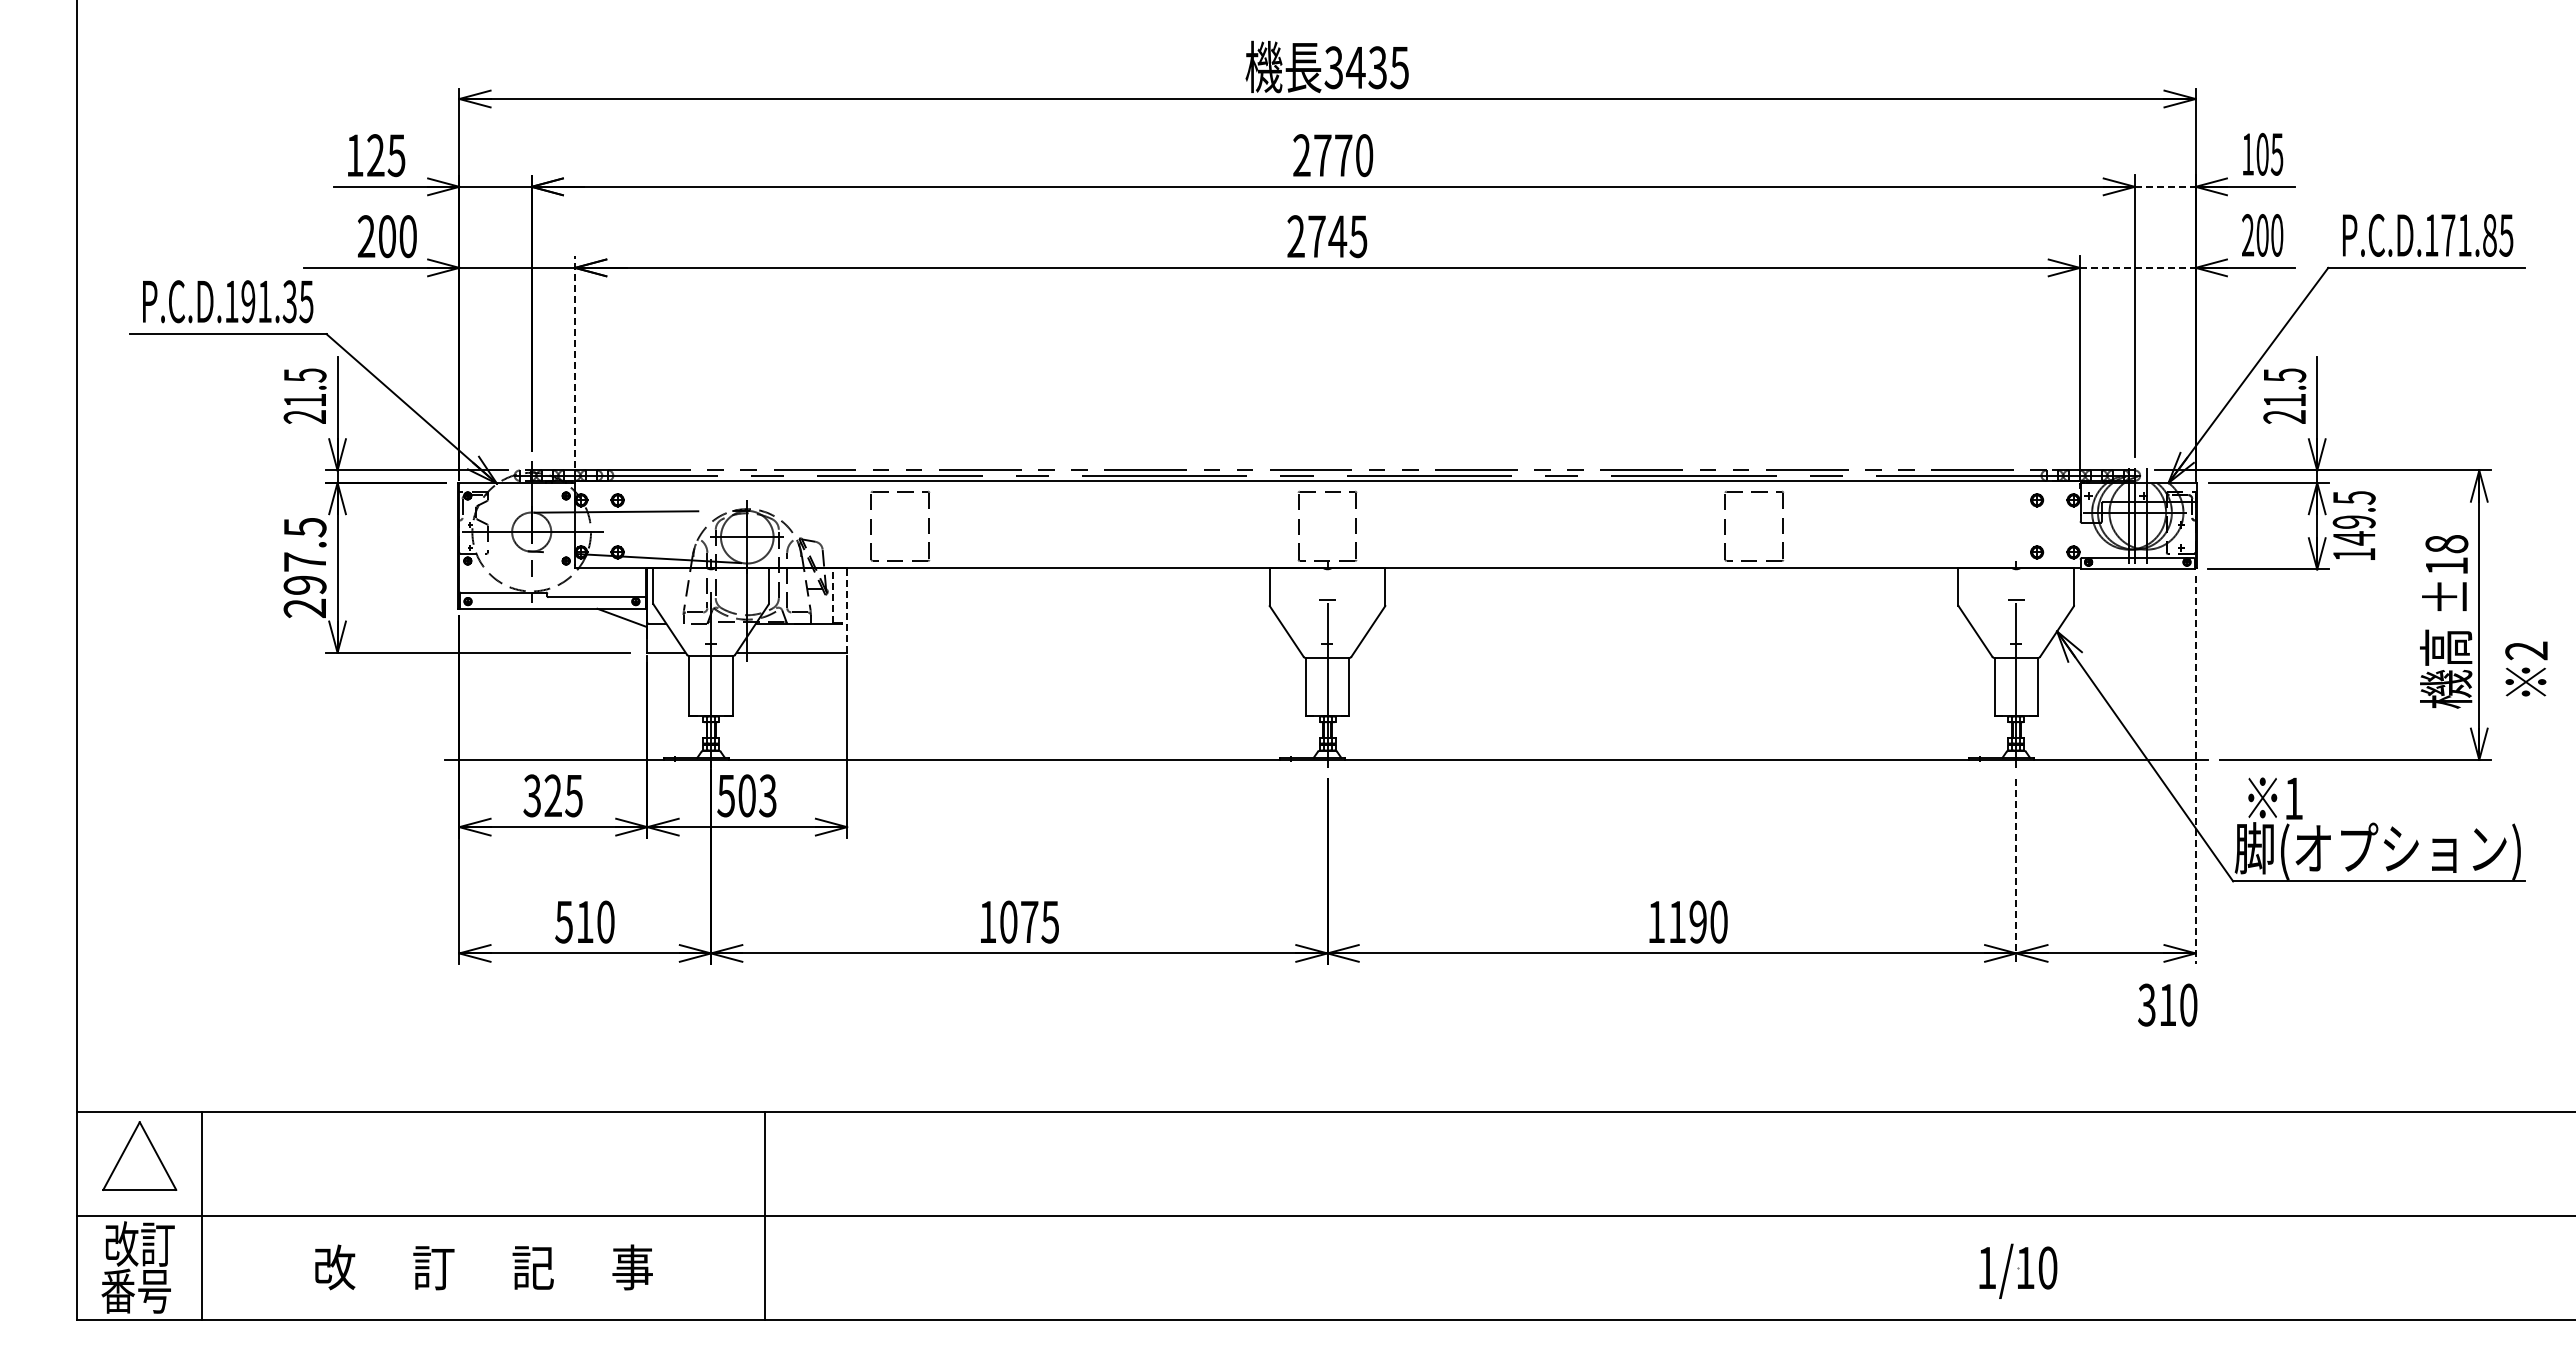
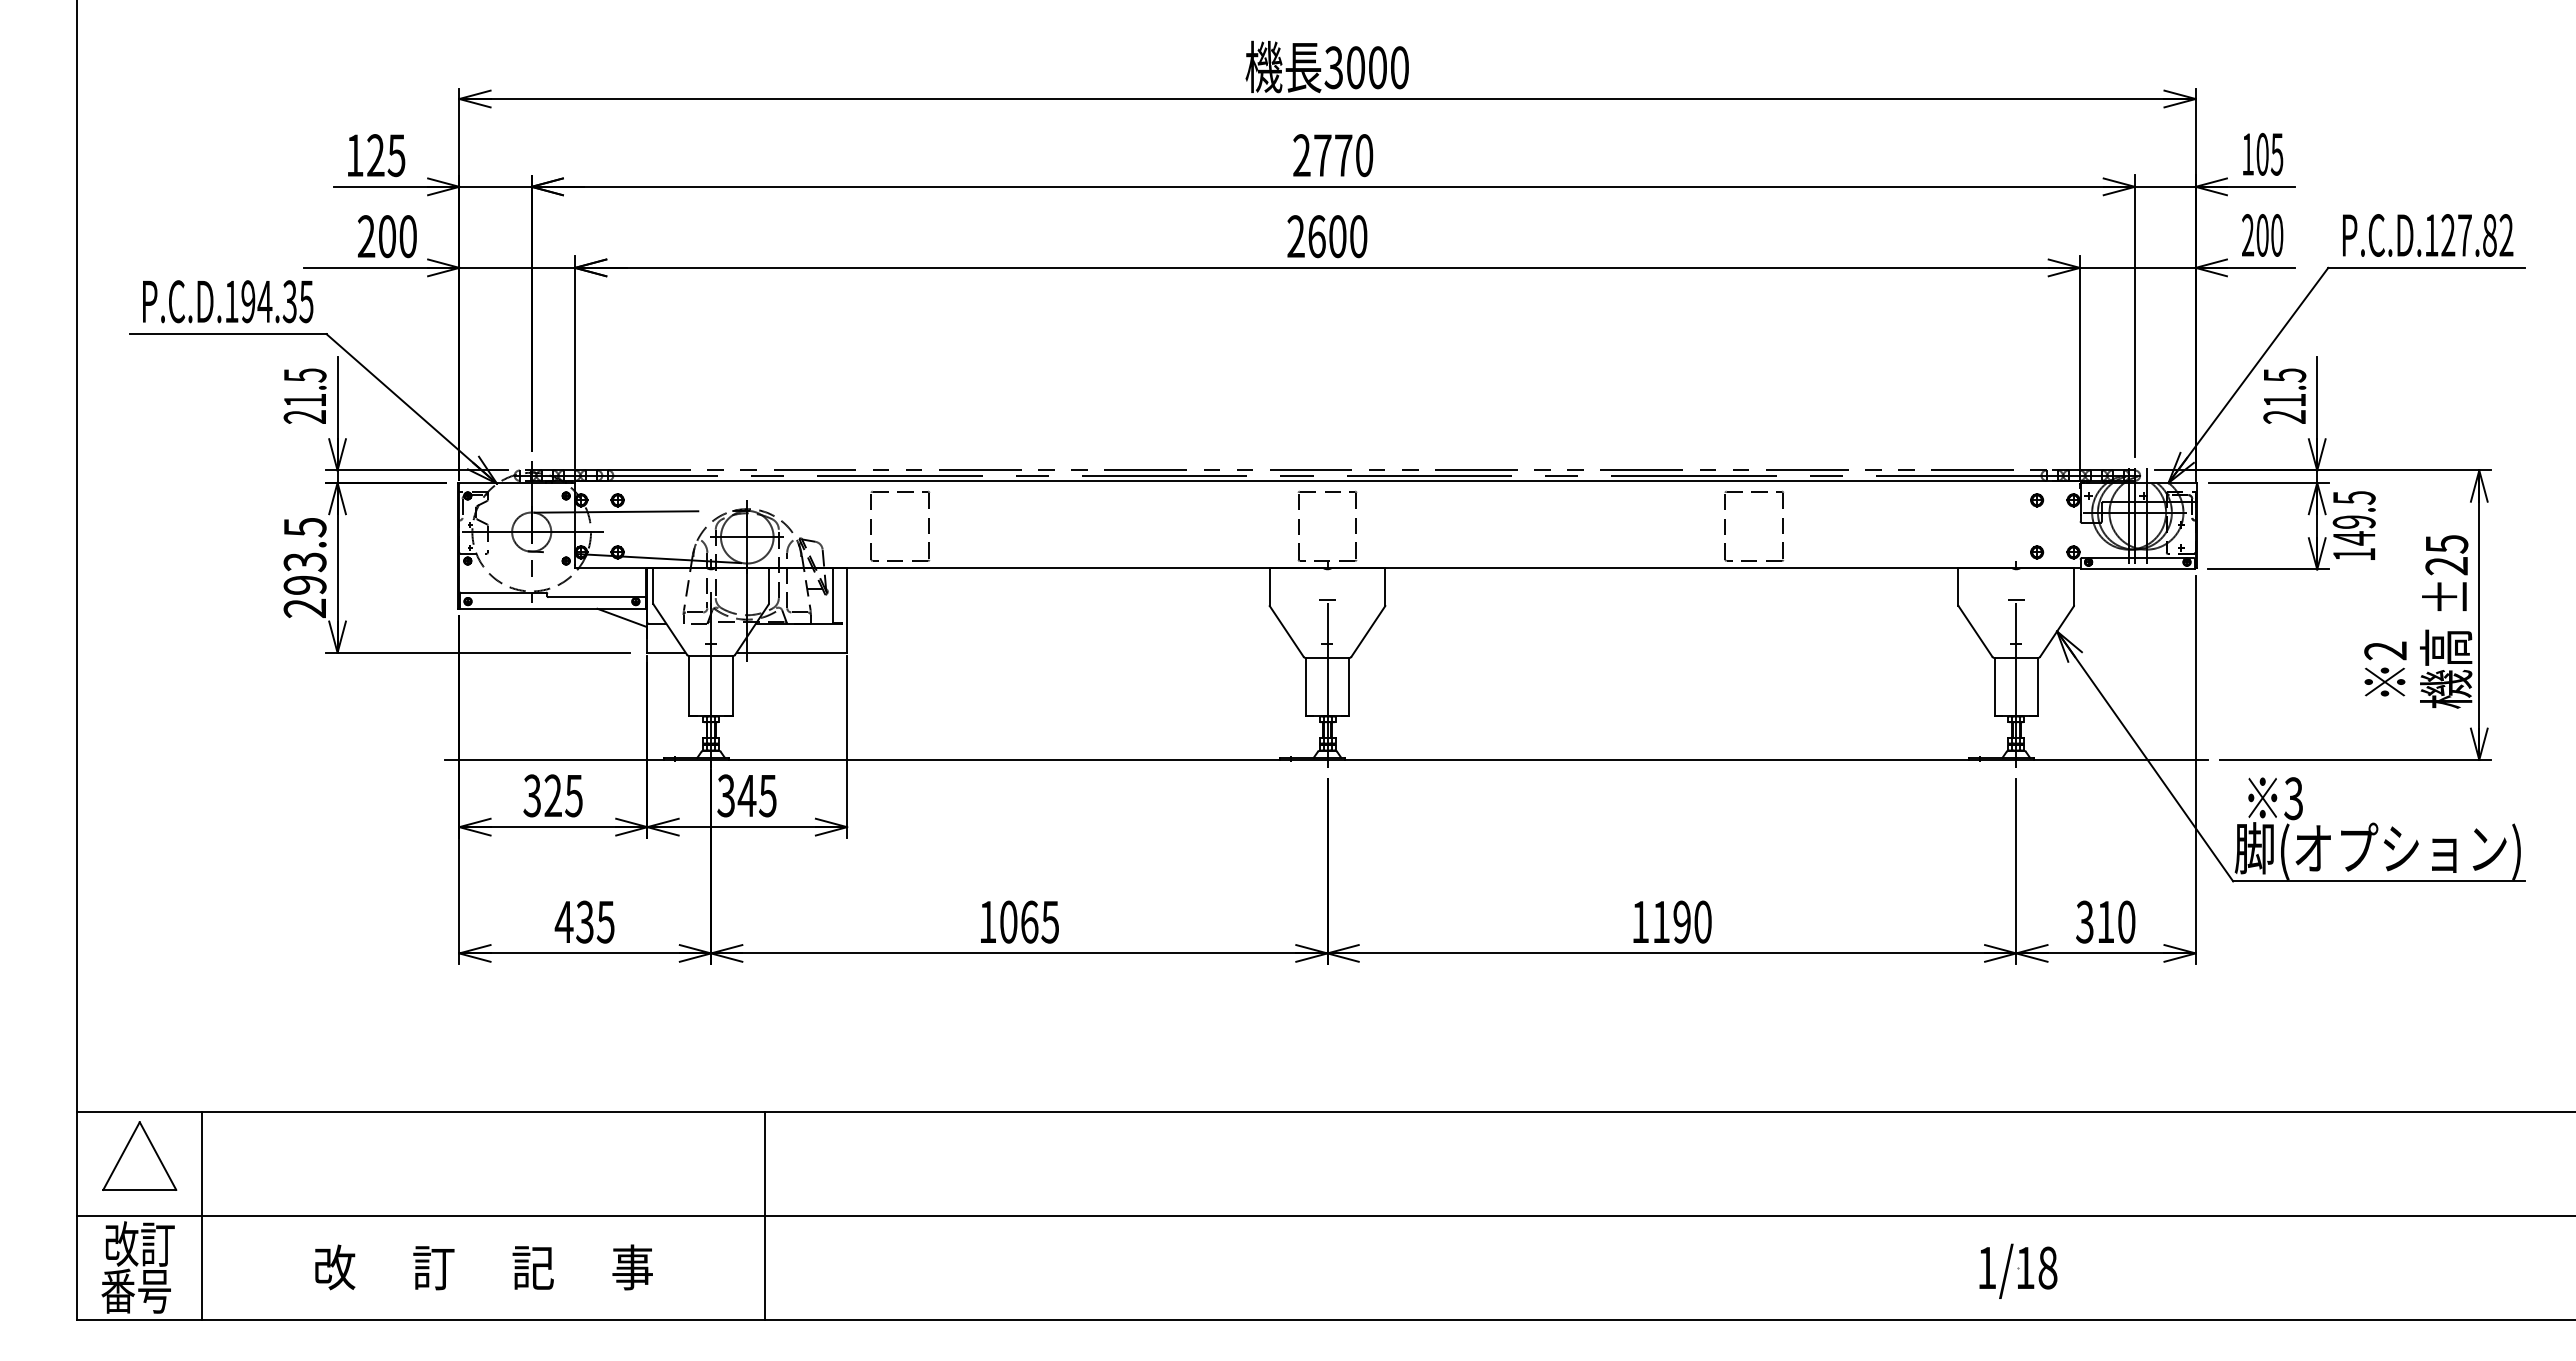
text: 3435 -> 3000 (1377, 67)
line: dashed -> solid (2165, 186)
text: P.C.D.171.85 -> P.C.D.127.82 (2477, 235)
text: 2745 -> 2600 (1337, 236)
line: dashed -> solid (2137, 267)
text: P.C.D.191.35 -> P.C.D.194.35 (264, 301)
line: dashed -> solid (575, 362)
text: ±18 -> ±25 (2446, 555)
text: 297.5 -> 293.5 (304, 562)
line: dashed -> solid (832, 595)
line: dashed -> solid (847, 610)
text position: (2526, 668) -> (2385, 668) (2385, 668)
line: dashed -> solid (2195, 770)
text: 503 -> 345 (746, 795)
text: 1 -> 3 (2293, 798)
line: dashed -> solid (2016, 871)
text: 510 -> 435 (584, 921)
text: 1075 -> 1065 (1029, 921)
text position: (1688, 921) -> (1672, 921) (1672, 921)
text position: (2167, 1004) -> (2105, 921) (2105, 921)
text: 1/10 -> 1/18 (2047, 1267)
